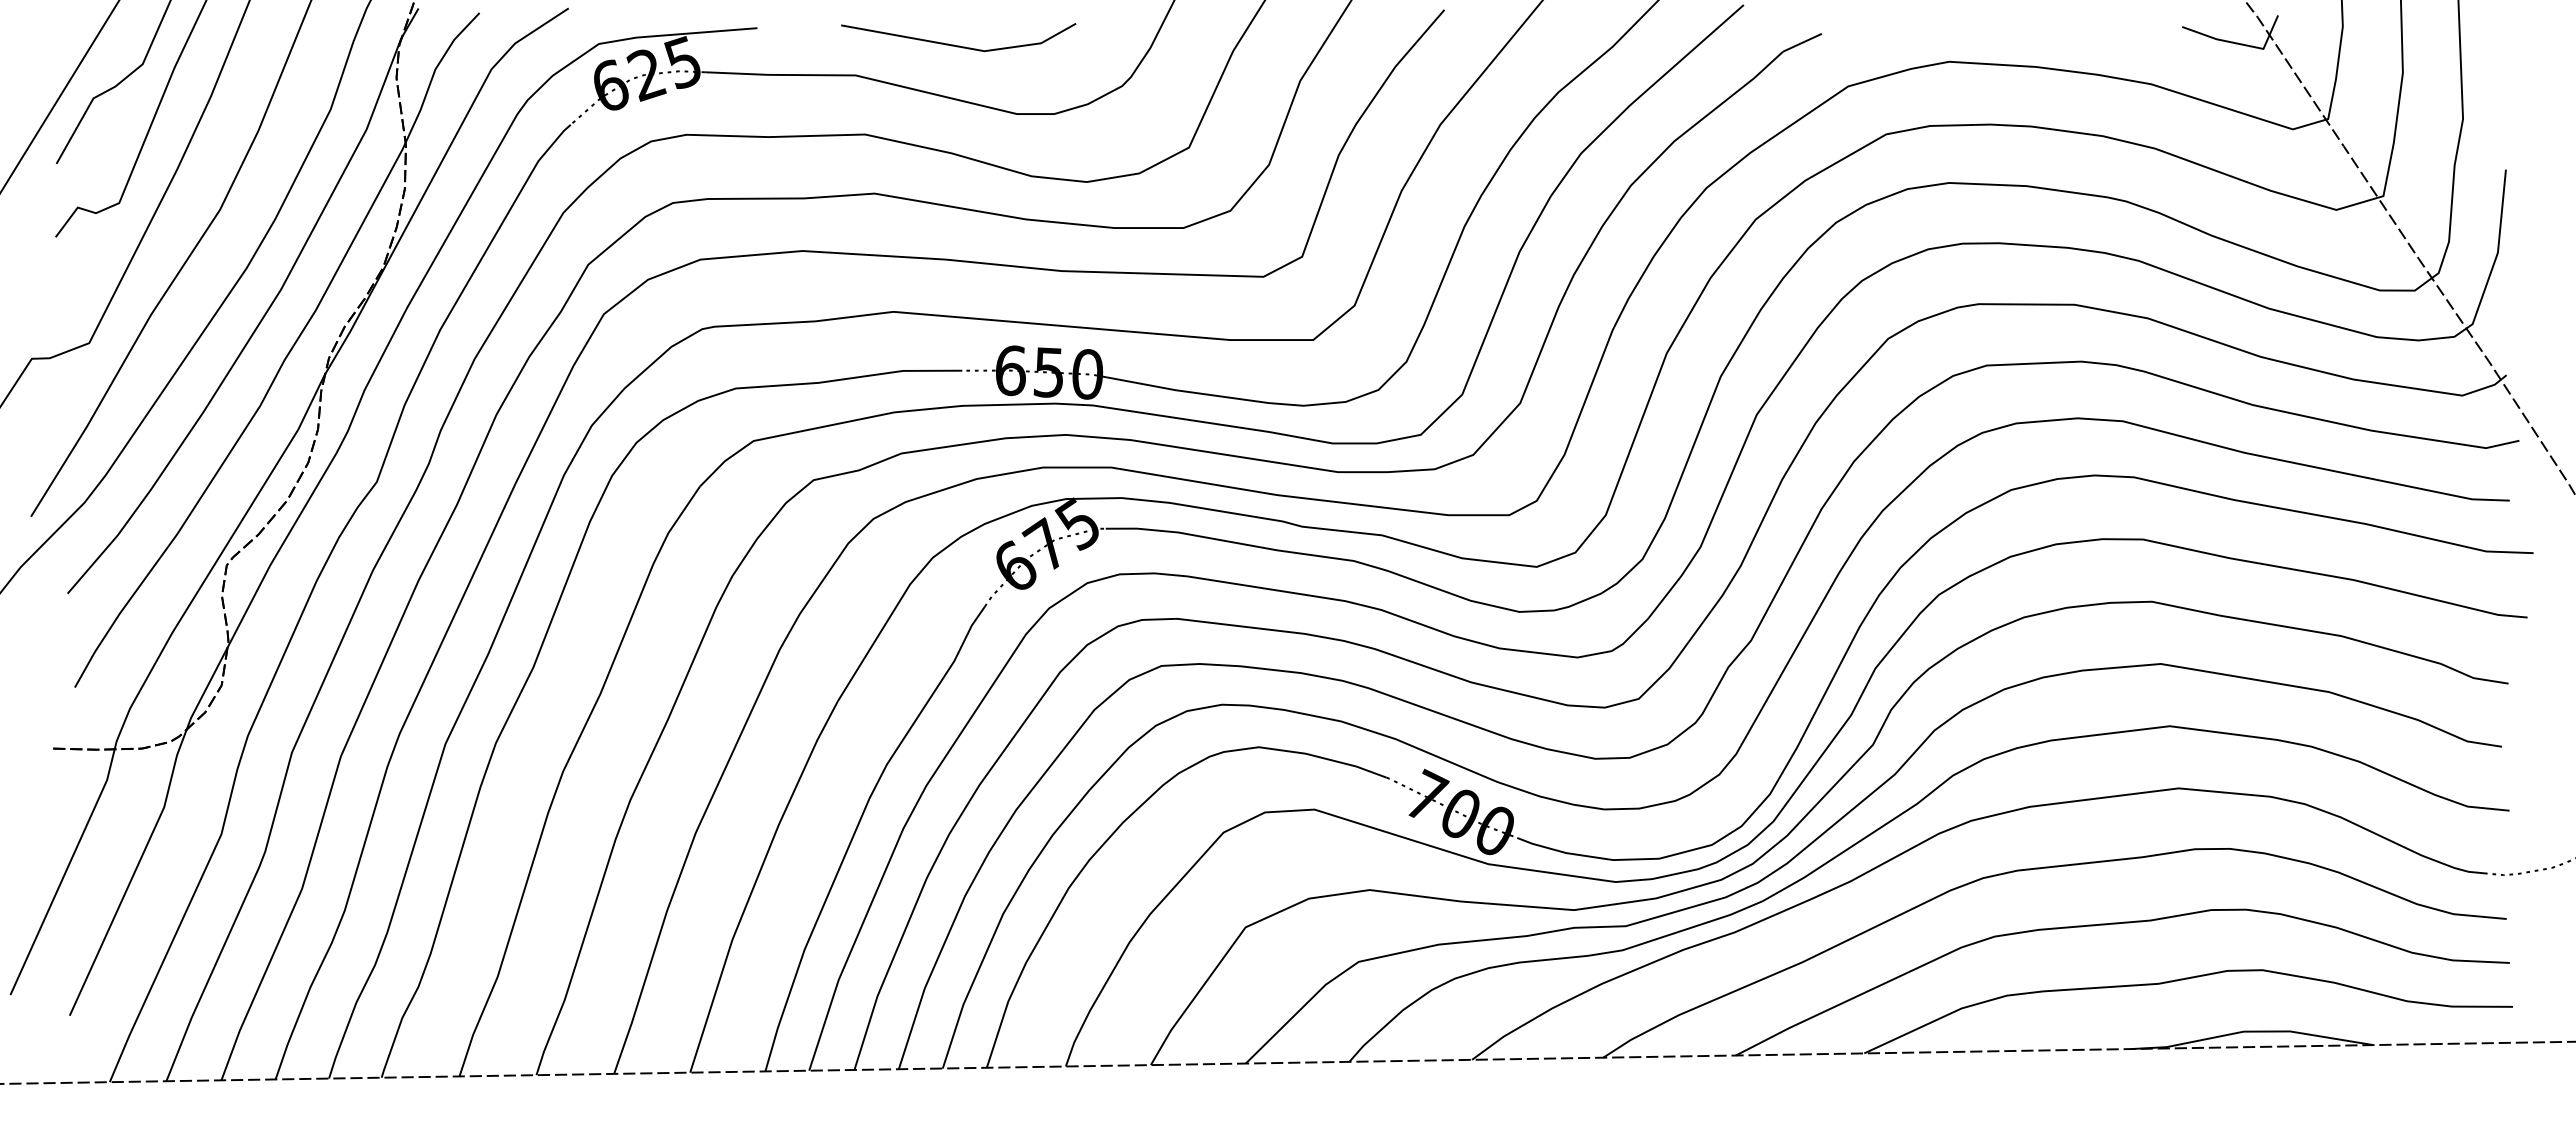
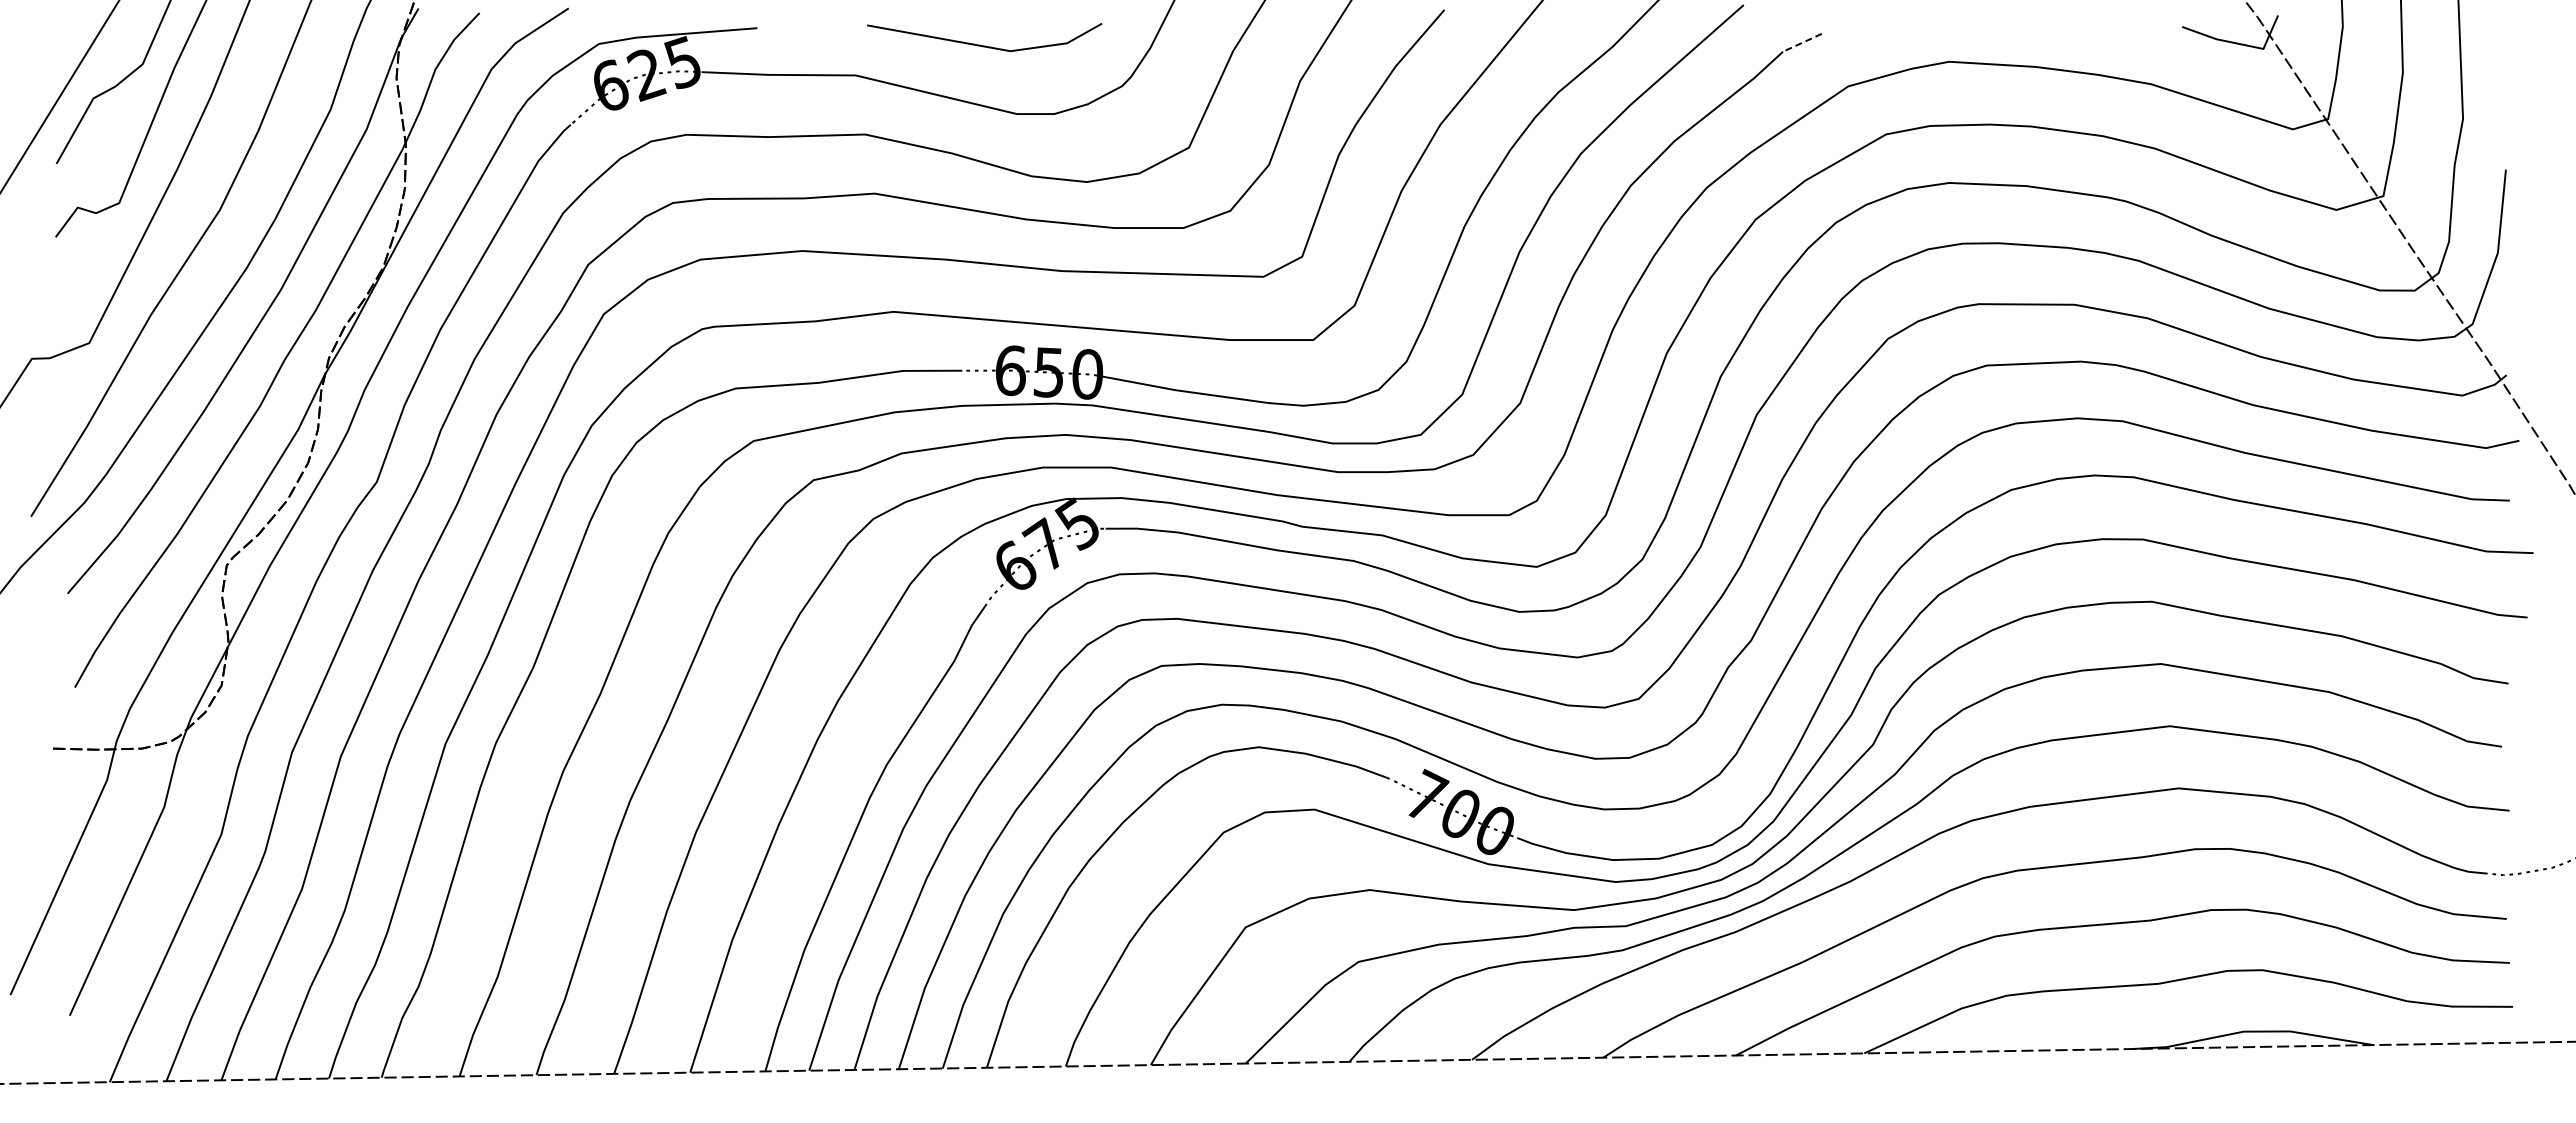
line: solid -> dashed (1802, 42)
line position: (958, 45) -> (984, 45) (984, 45)
